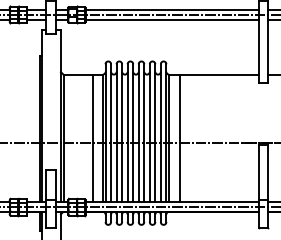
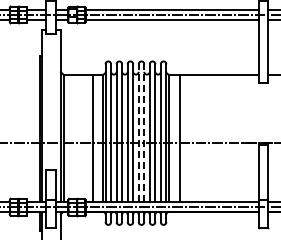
line: solid -> dashed (138, 132)
line: solid -> dashed (144, 132)
